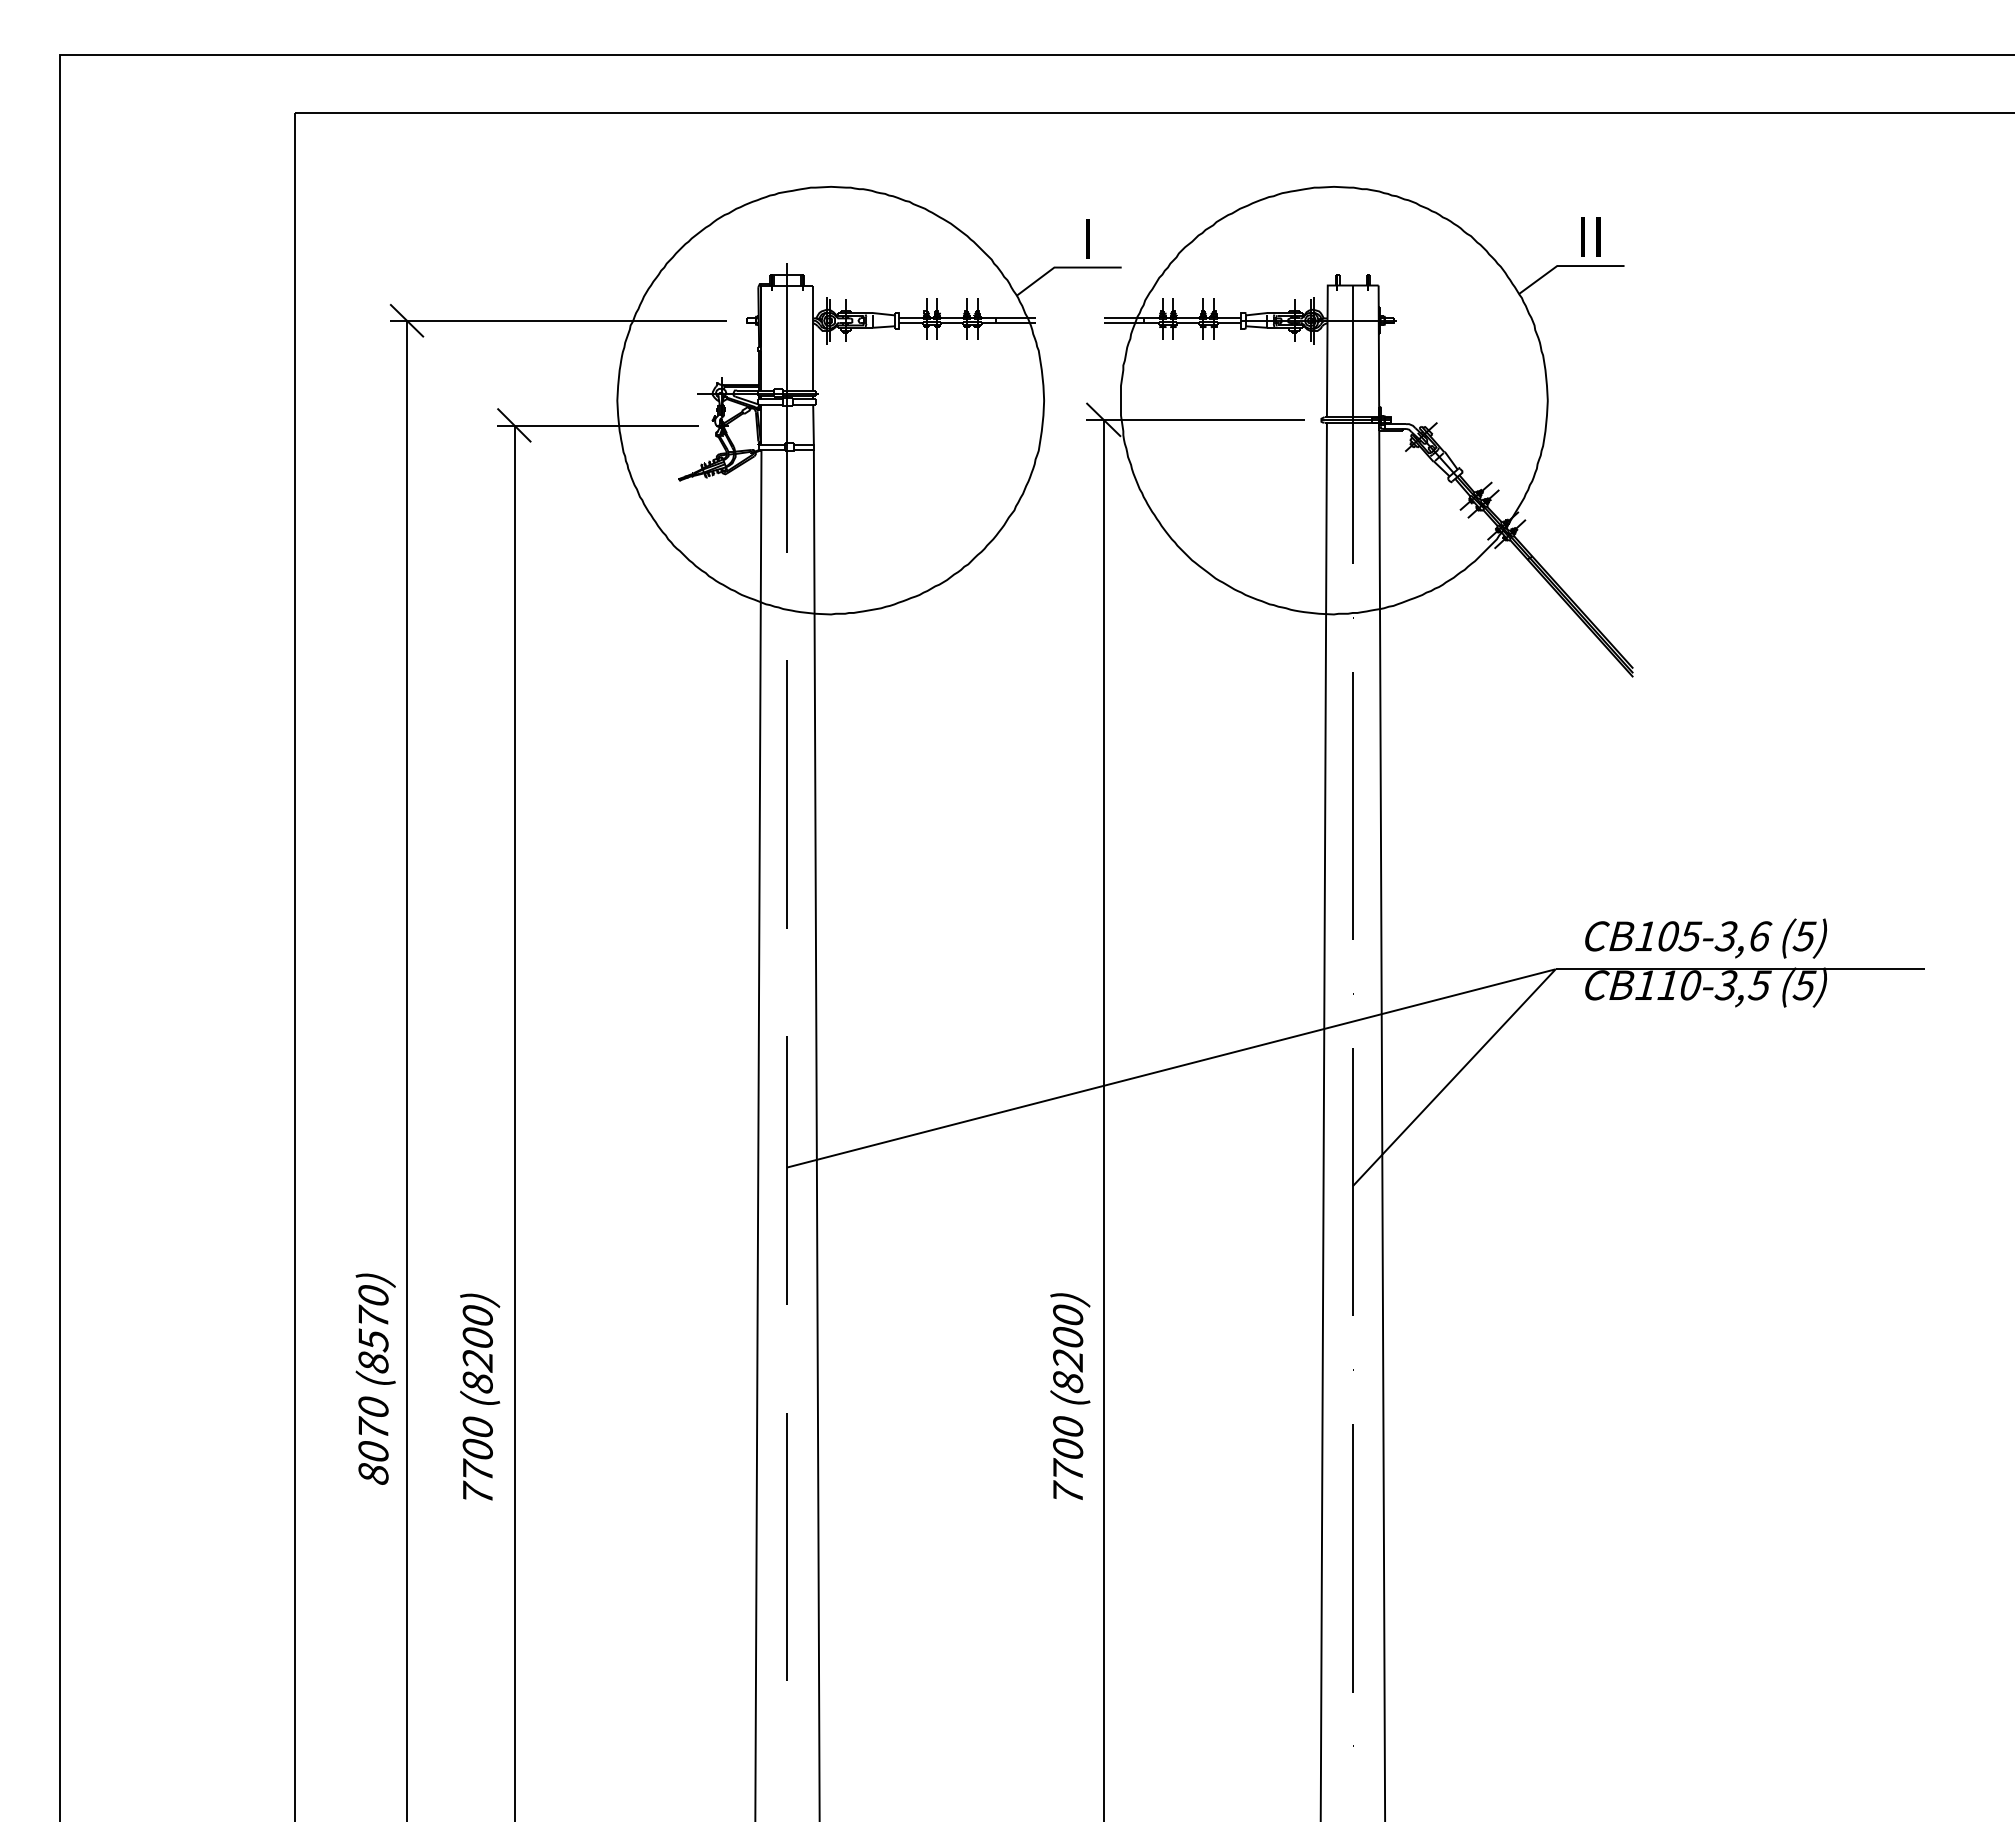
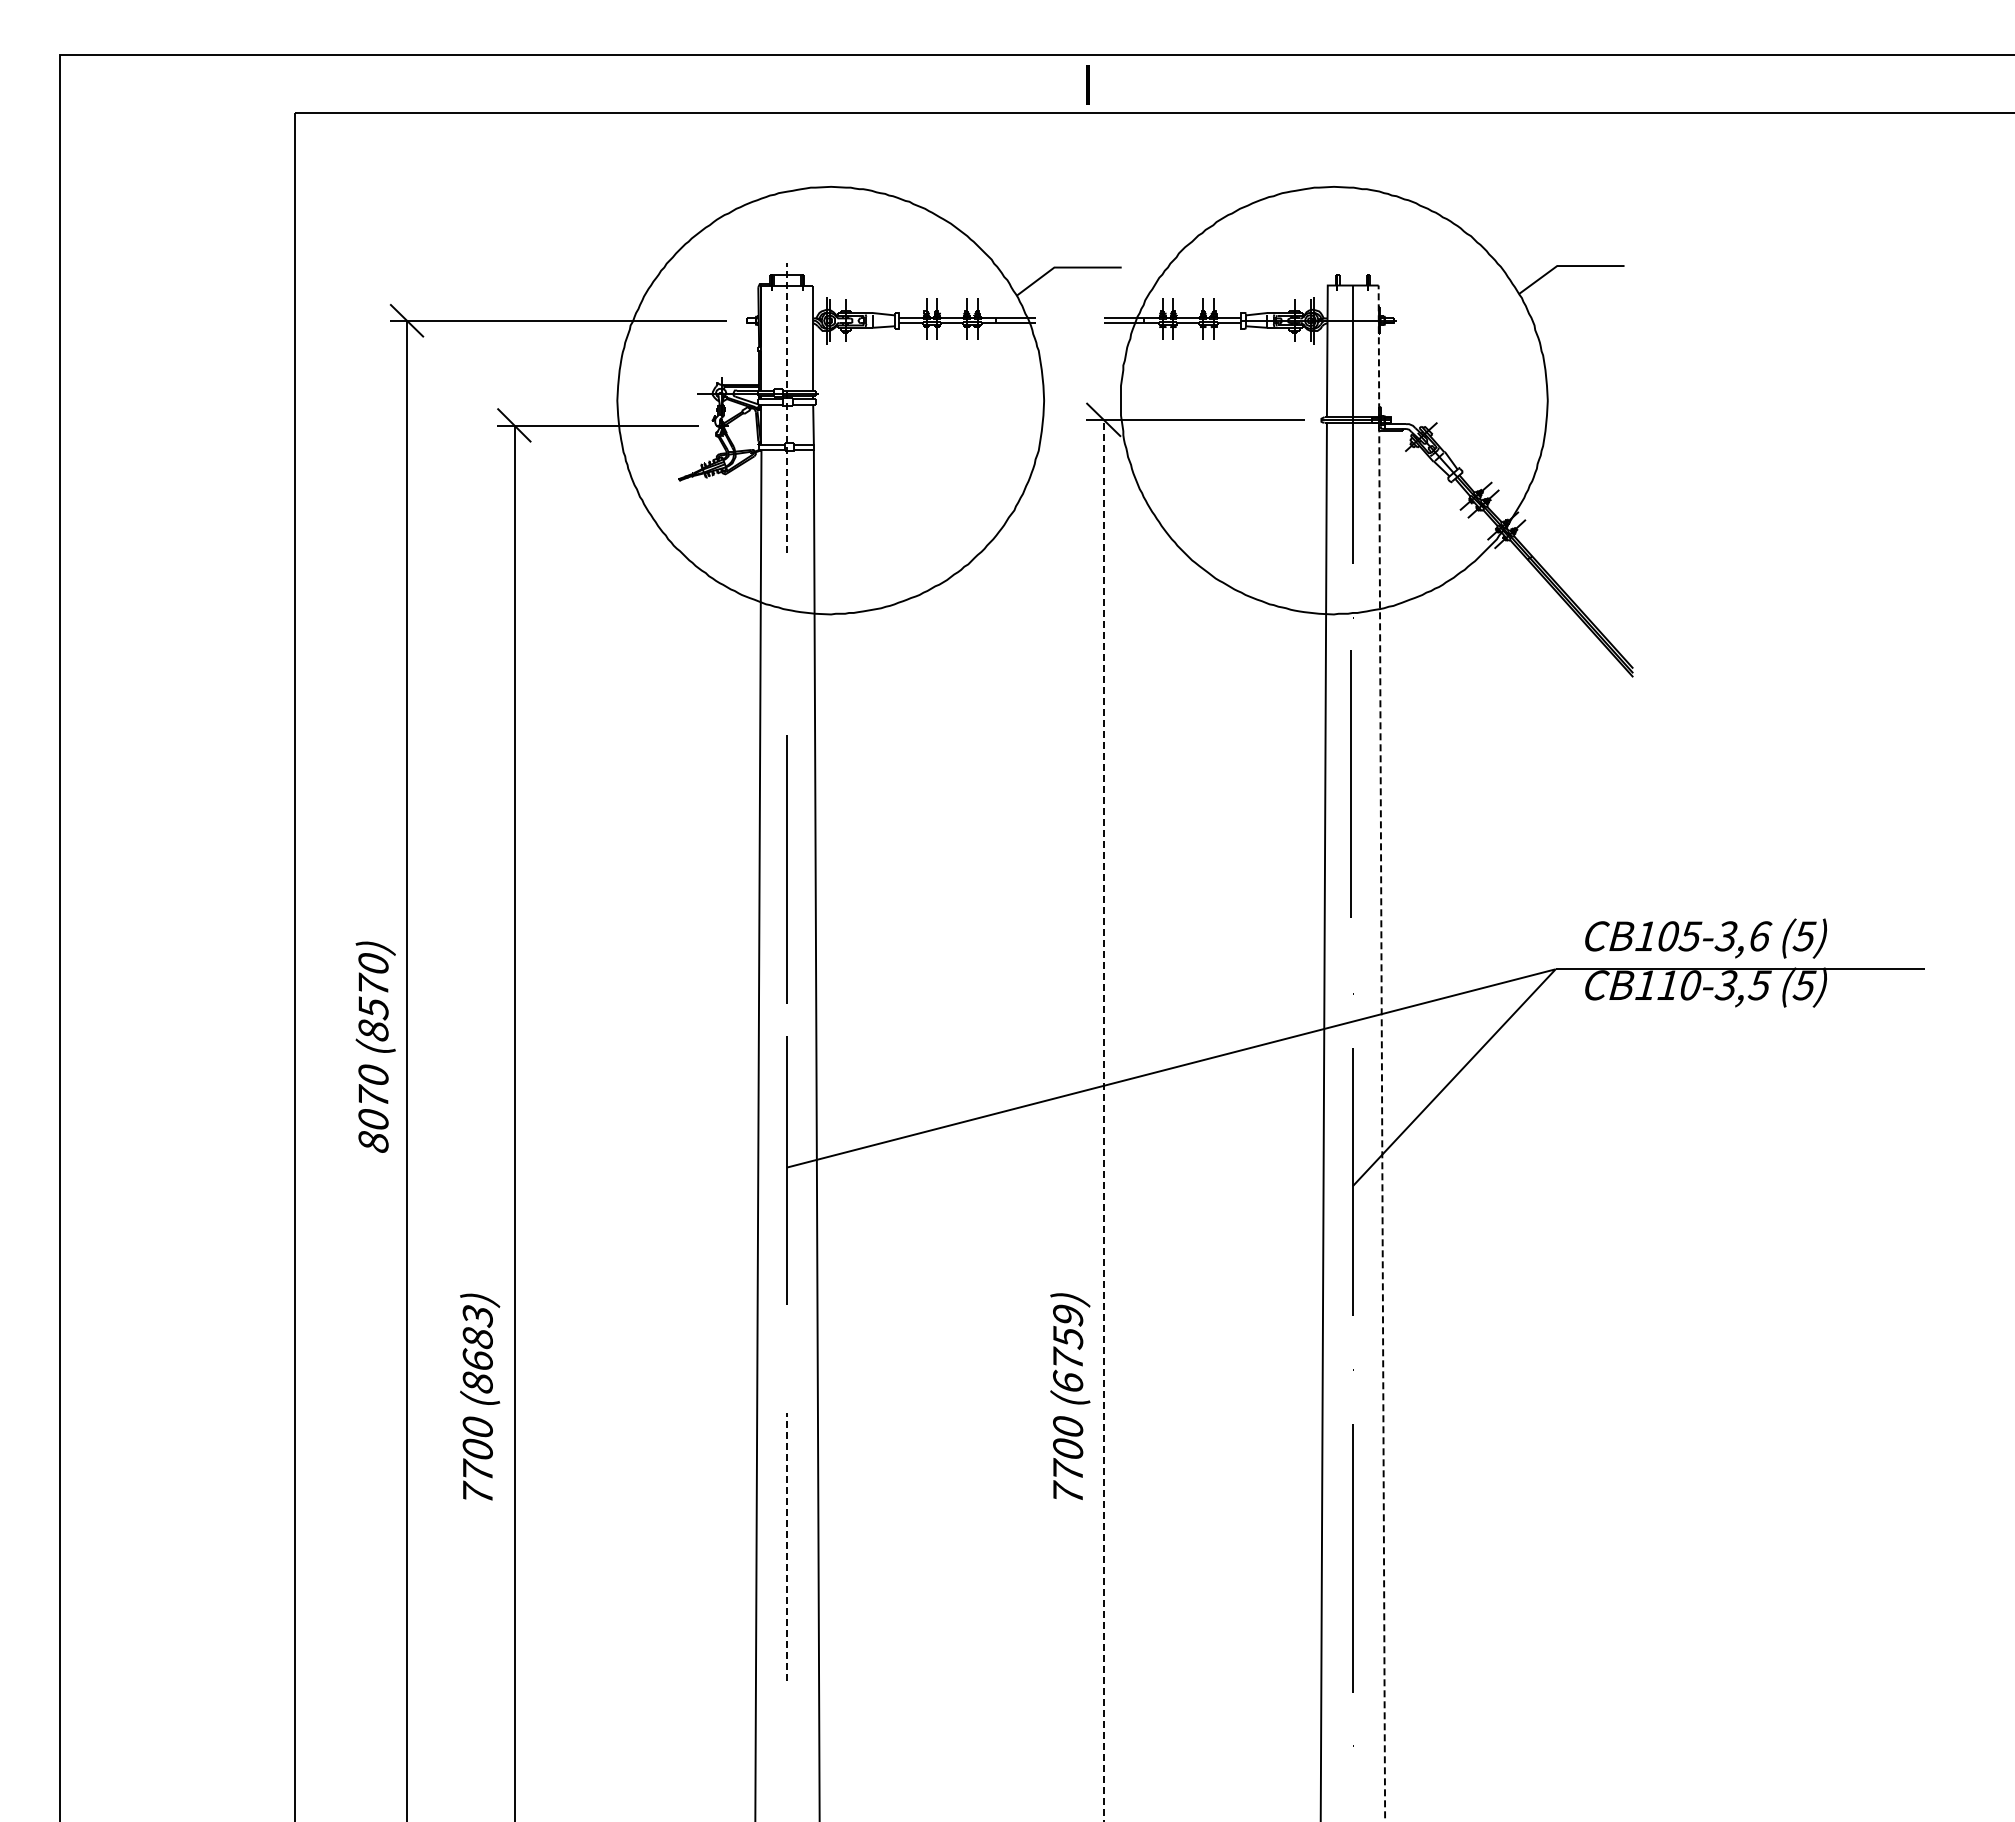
fill: present -> none (1582, 237)
fill: present -> none (1598, 237)
line position: (1087, 238) -> (1087, 84) (1087, 84)
line: solid -> dashed (787, 407)
line position: (786, 794) -> (786, 869) (786, 869)
line position: (1352, 805) -> (1350, 783) (1350, 783)
line: solid -> dashed (1381, 1053)
line: solid -> dashed (1103, 1120)
text: (8200) -> (8683) (477, 1338)
text: (8200) -> (6759) (1068, 1348)
text position: (375, 1378) -> (375, 1046) (375, 1046)
line: solid -> dashed (787, 1546)
